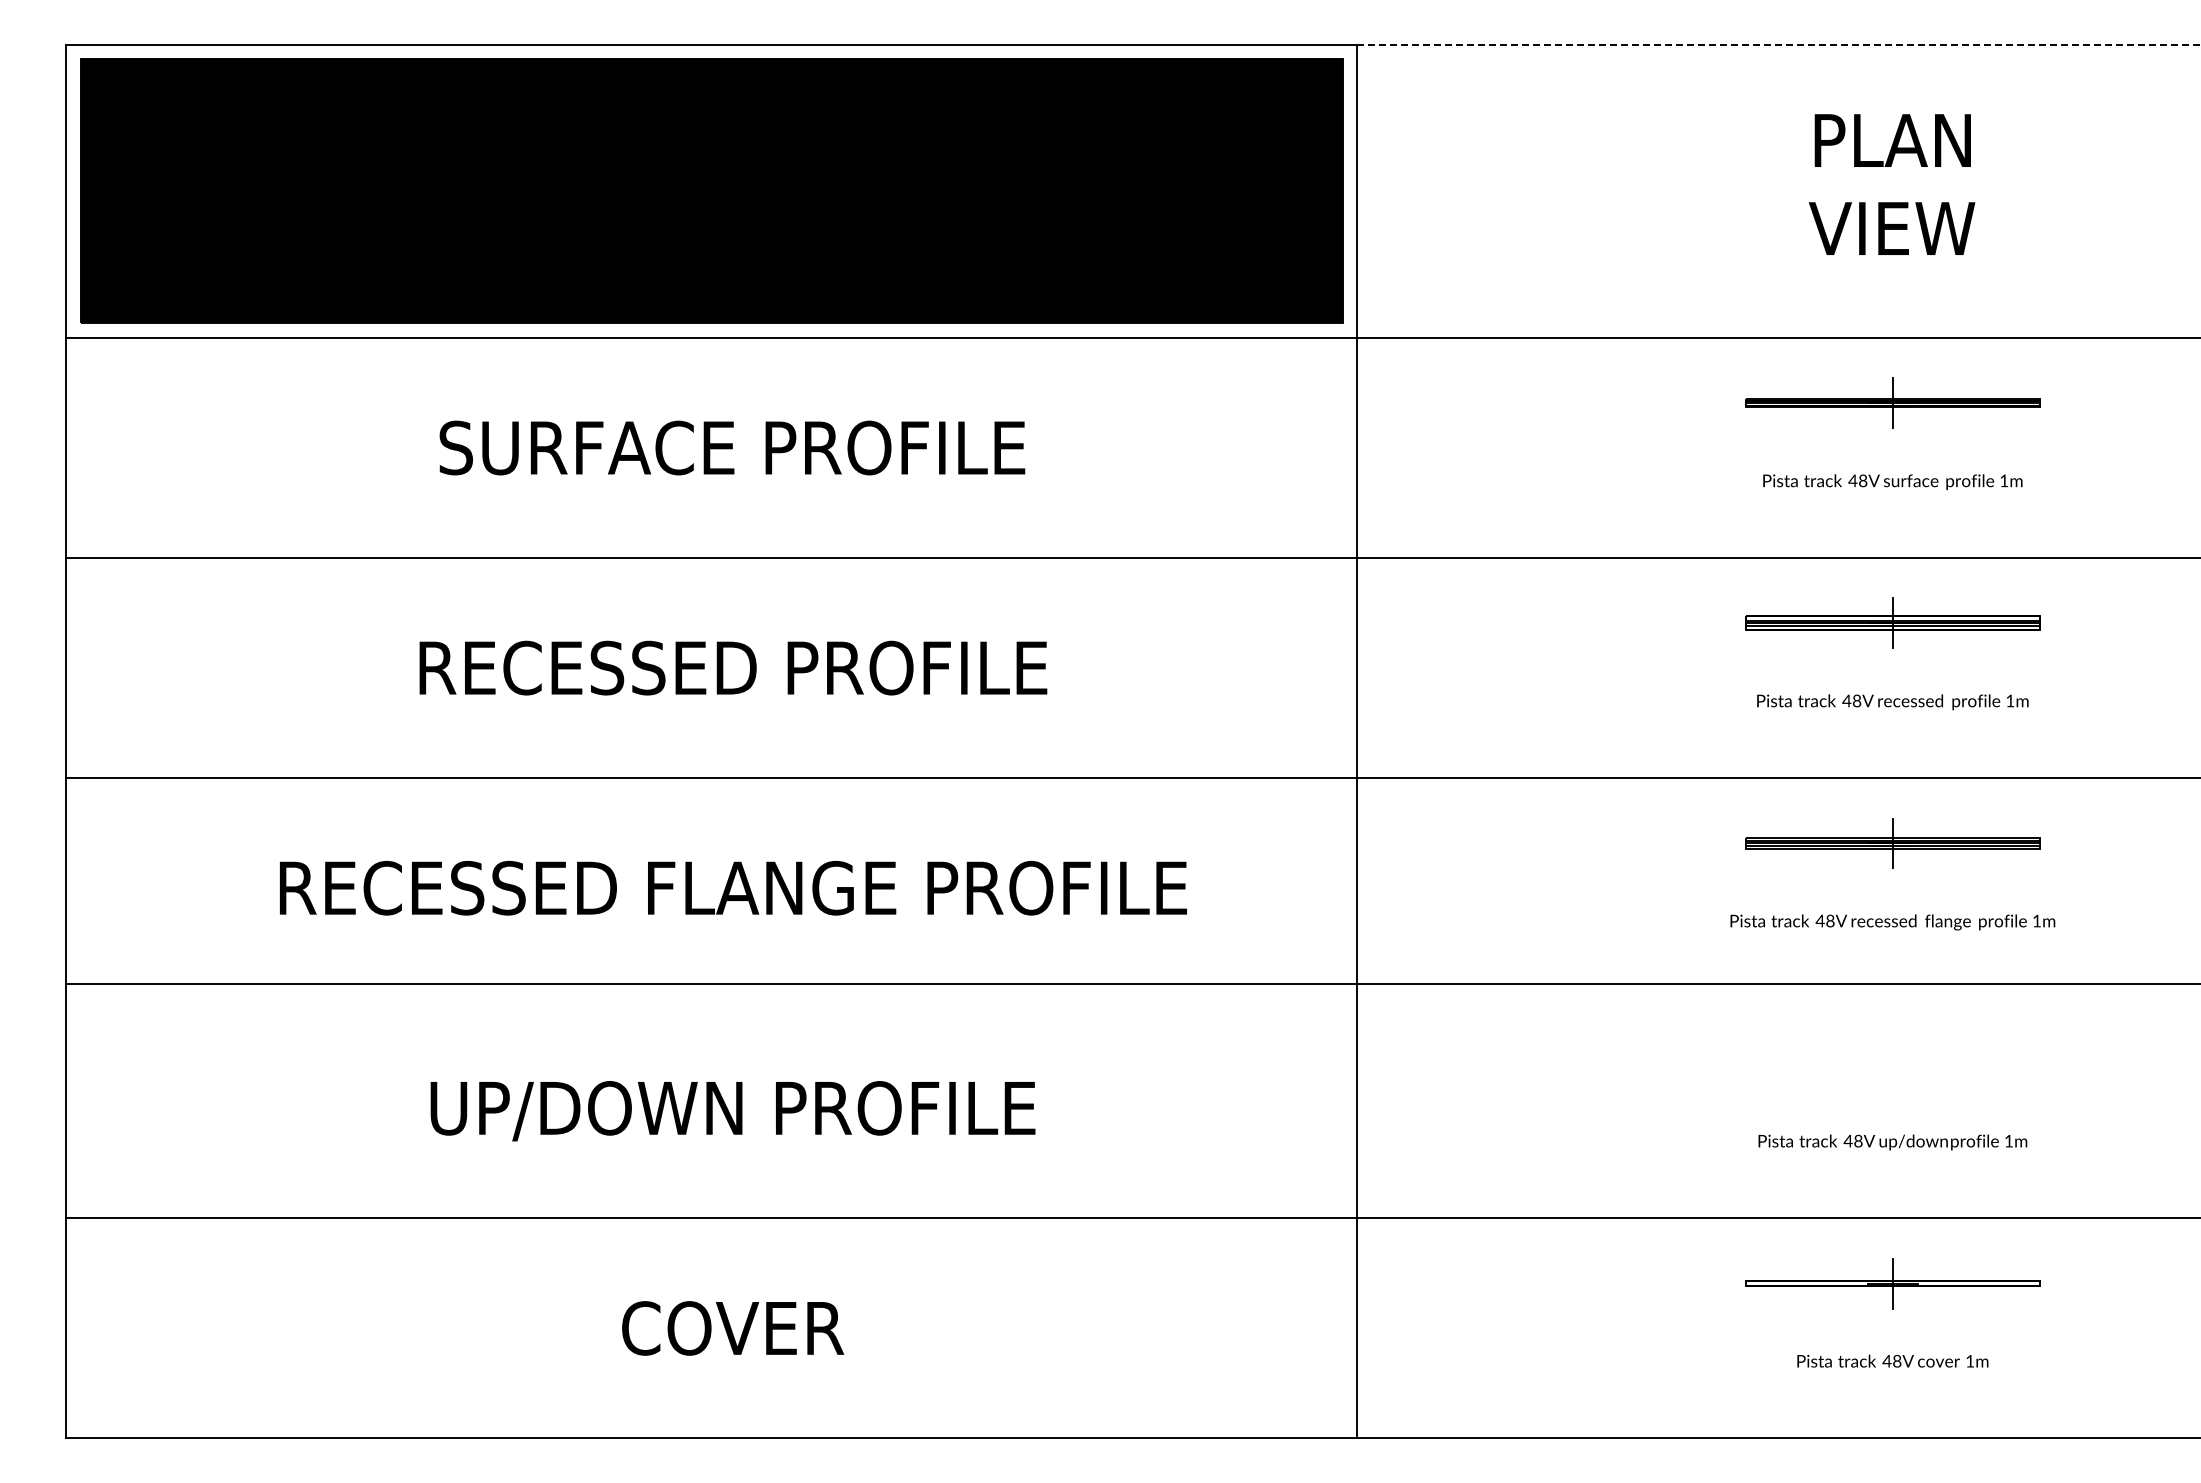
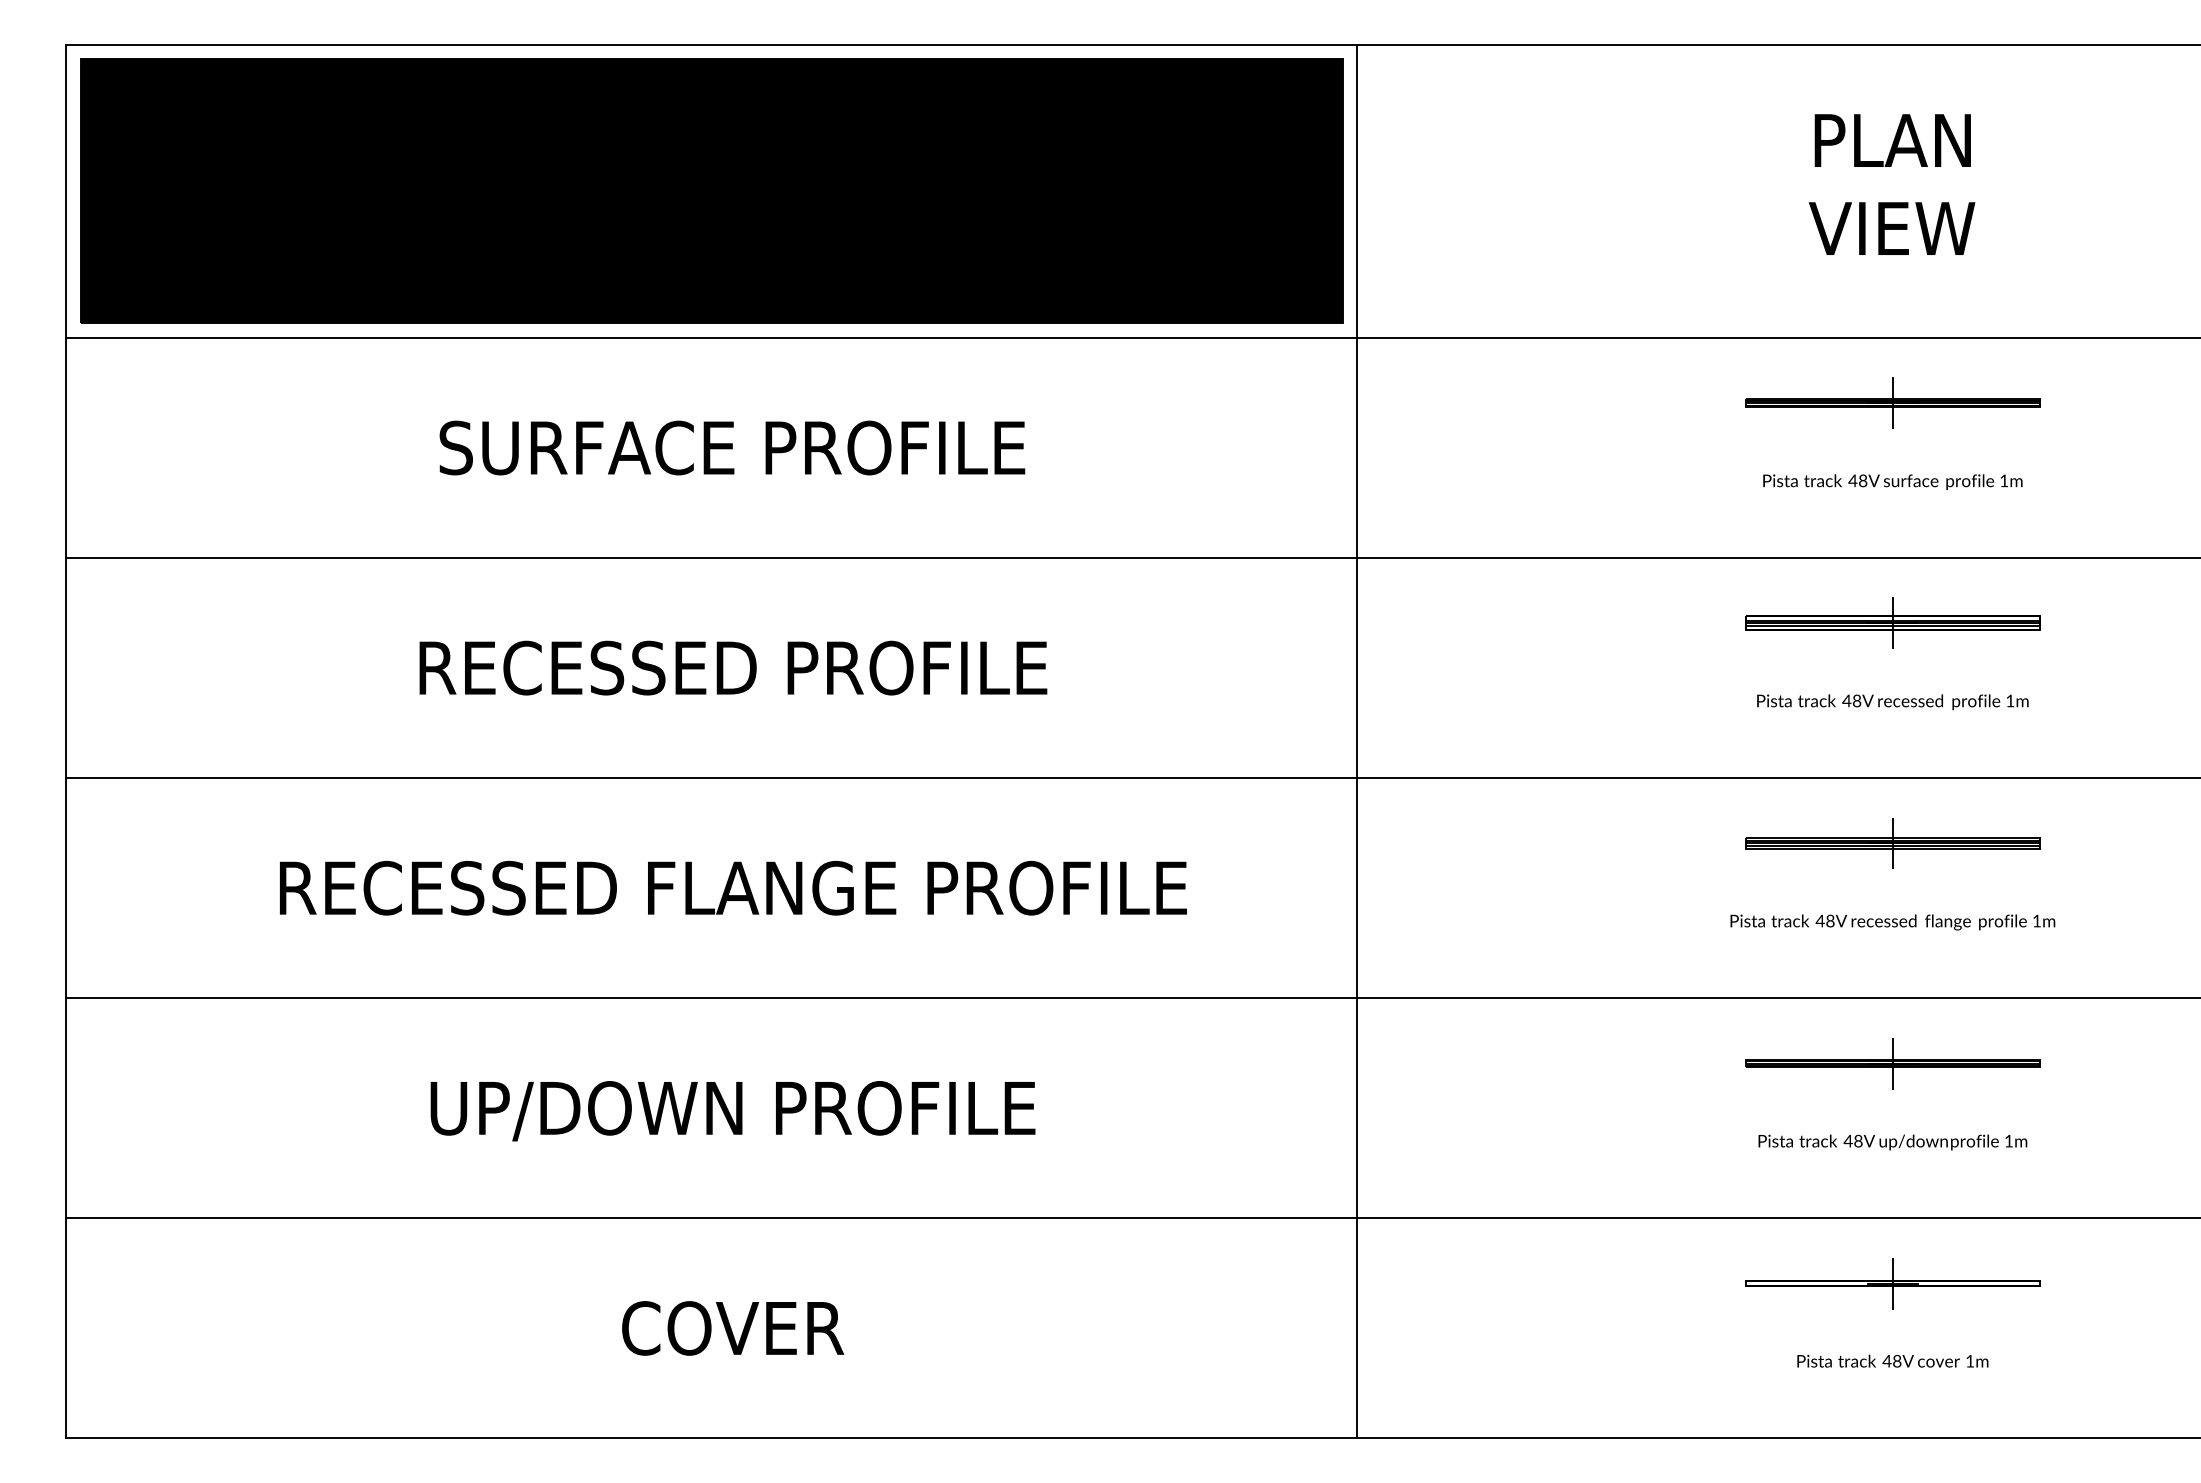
line: dashed -> solid (1779, 44)
line position: (1131, 984) -> (1131, 998) (1131, 998)
part: none -> present (1892, 1063)
